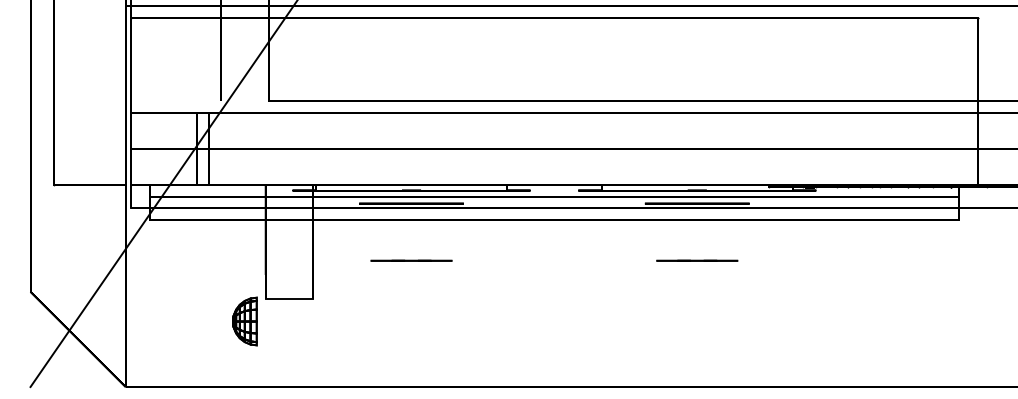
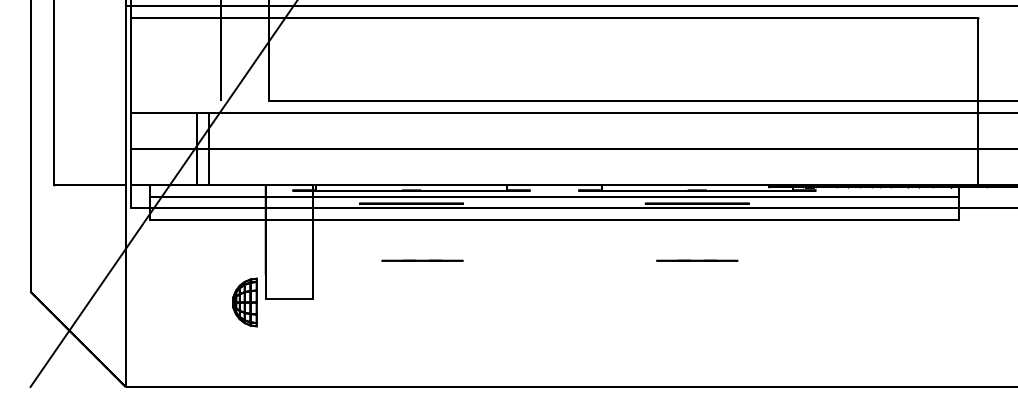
line position: (411, 260) -> (422, 260) (422, 260)
part position: (244, 321) -> (244, 302) (244, 302)
